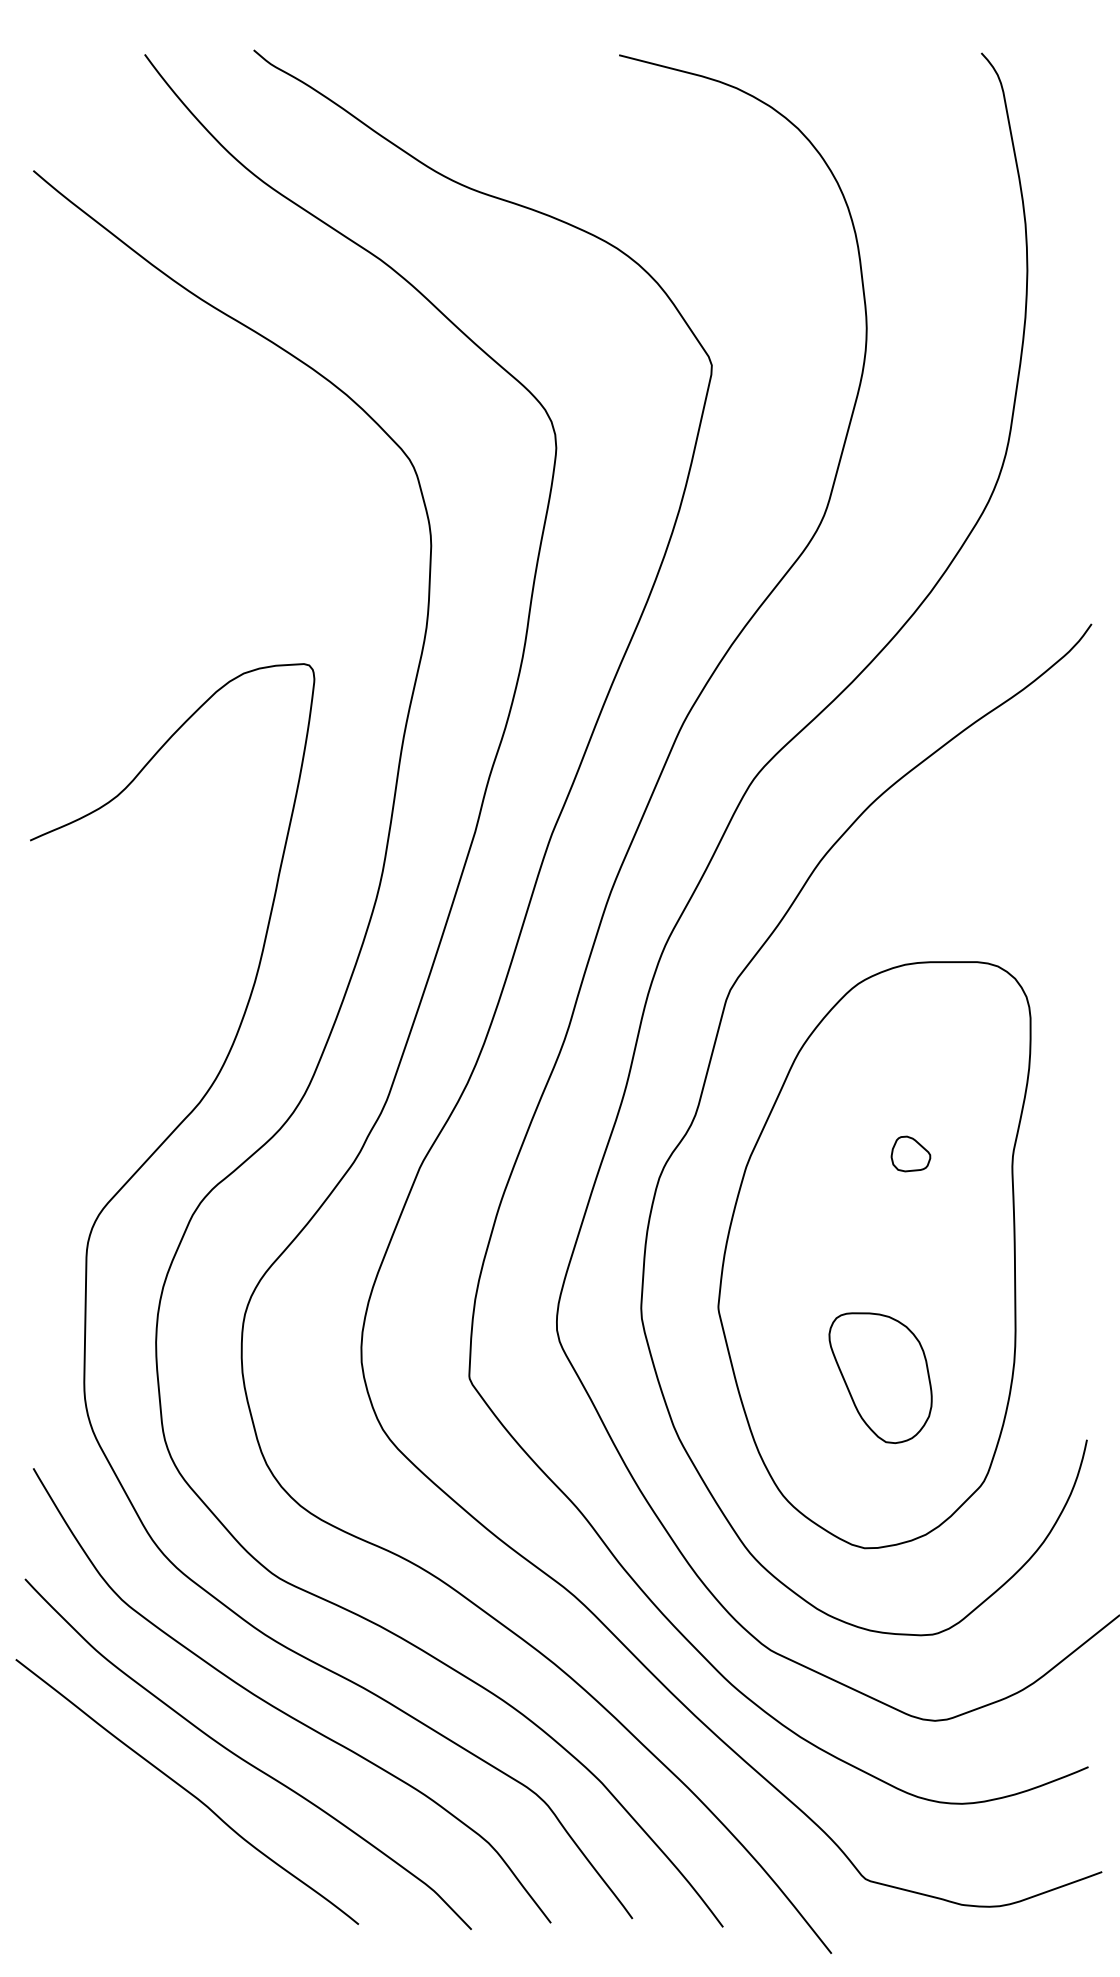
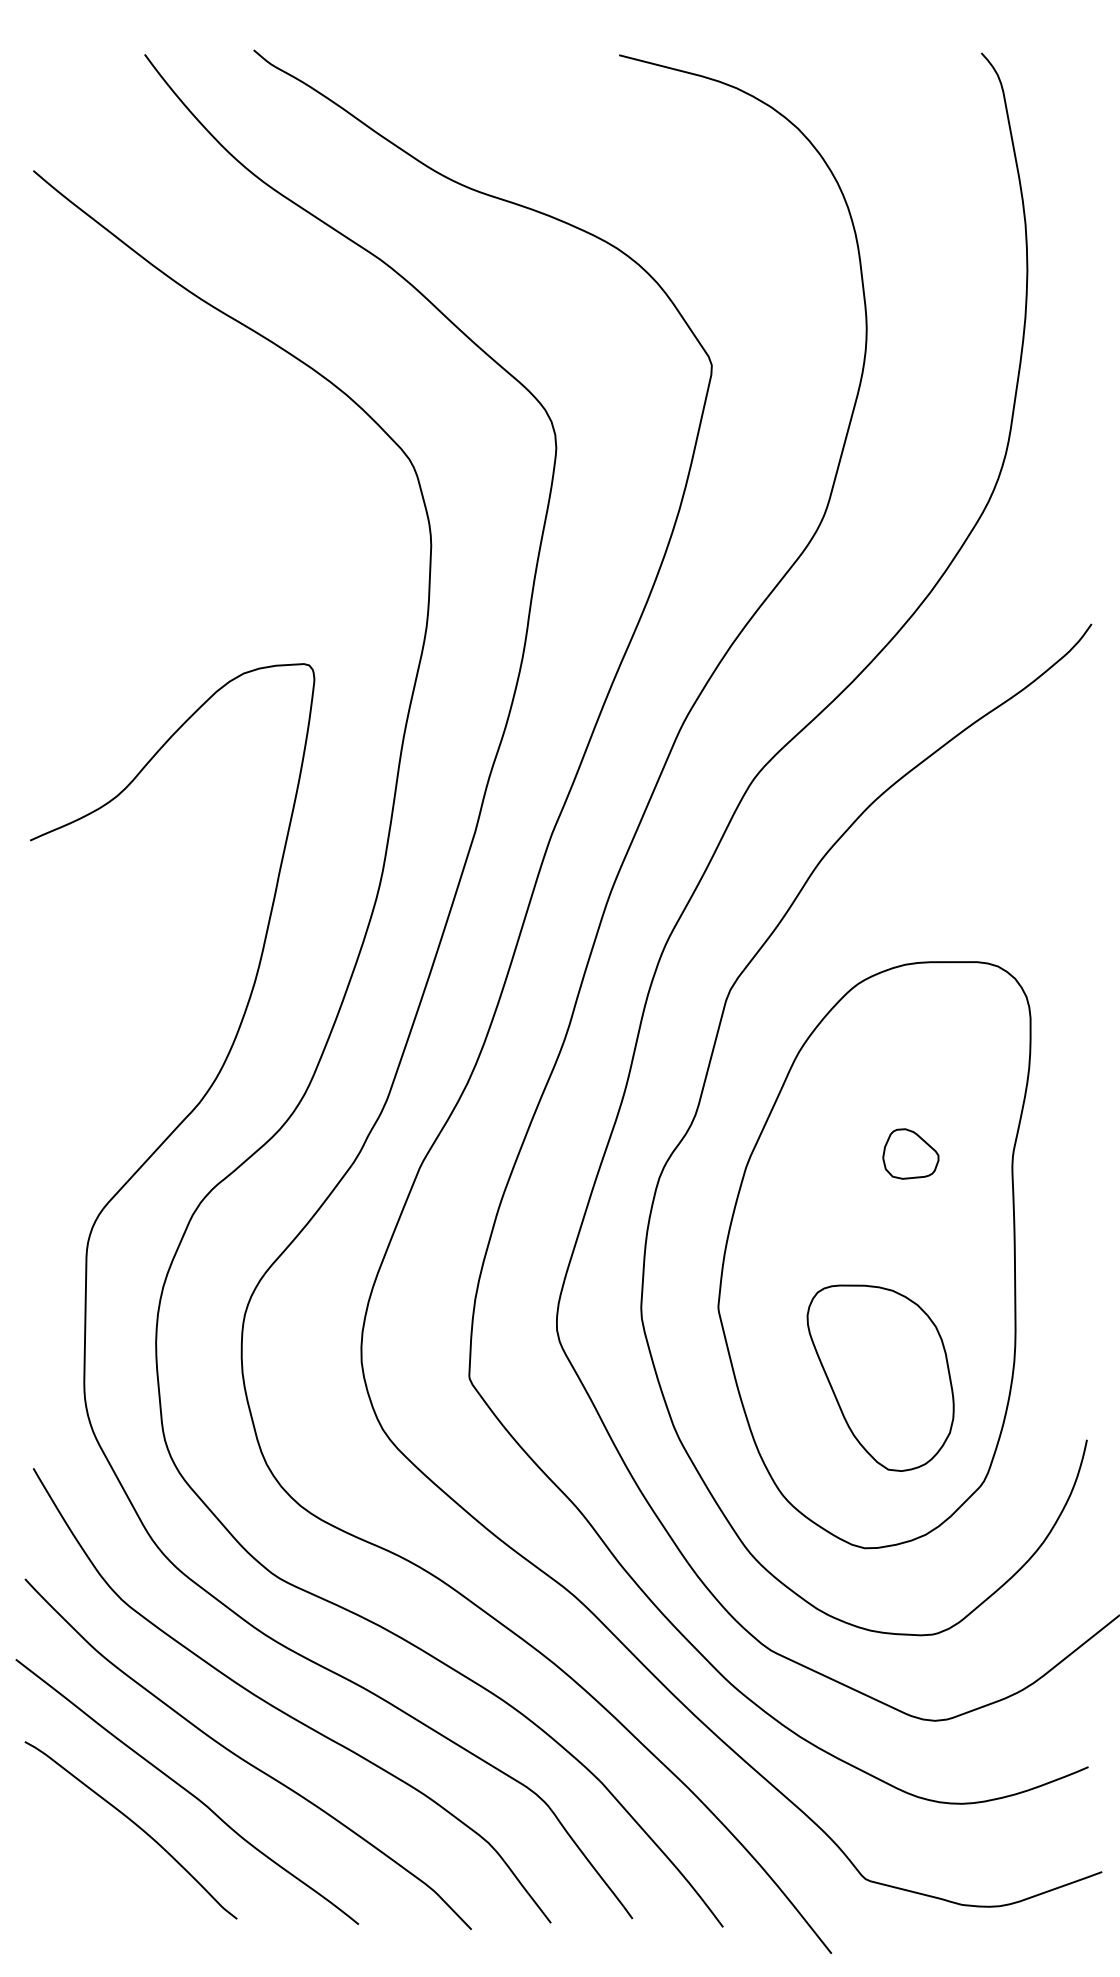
part size: 42x38 px -> 58x52 px (910, 1153)
part size: 105x132 px -> 149x188 px (880, 1377)
curve: none -> present (135, 1825)
